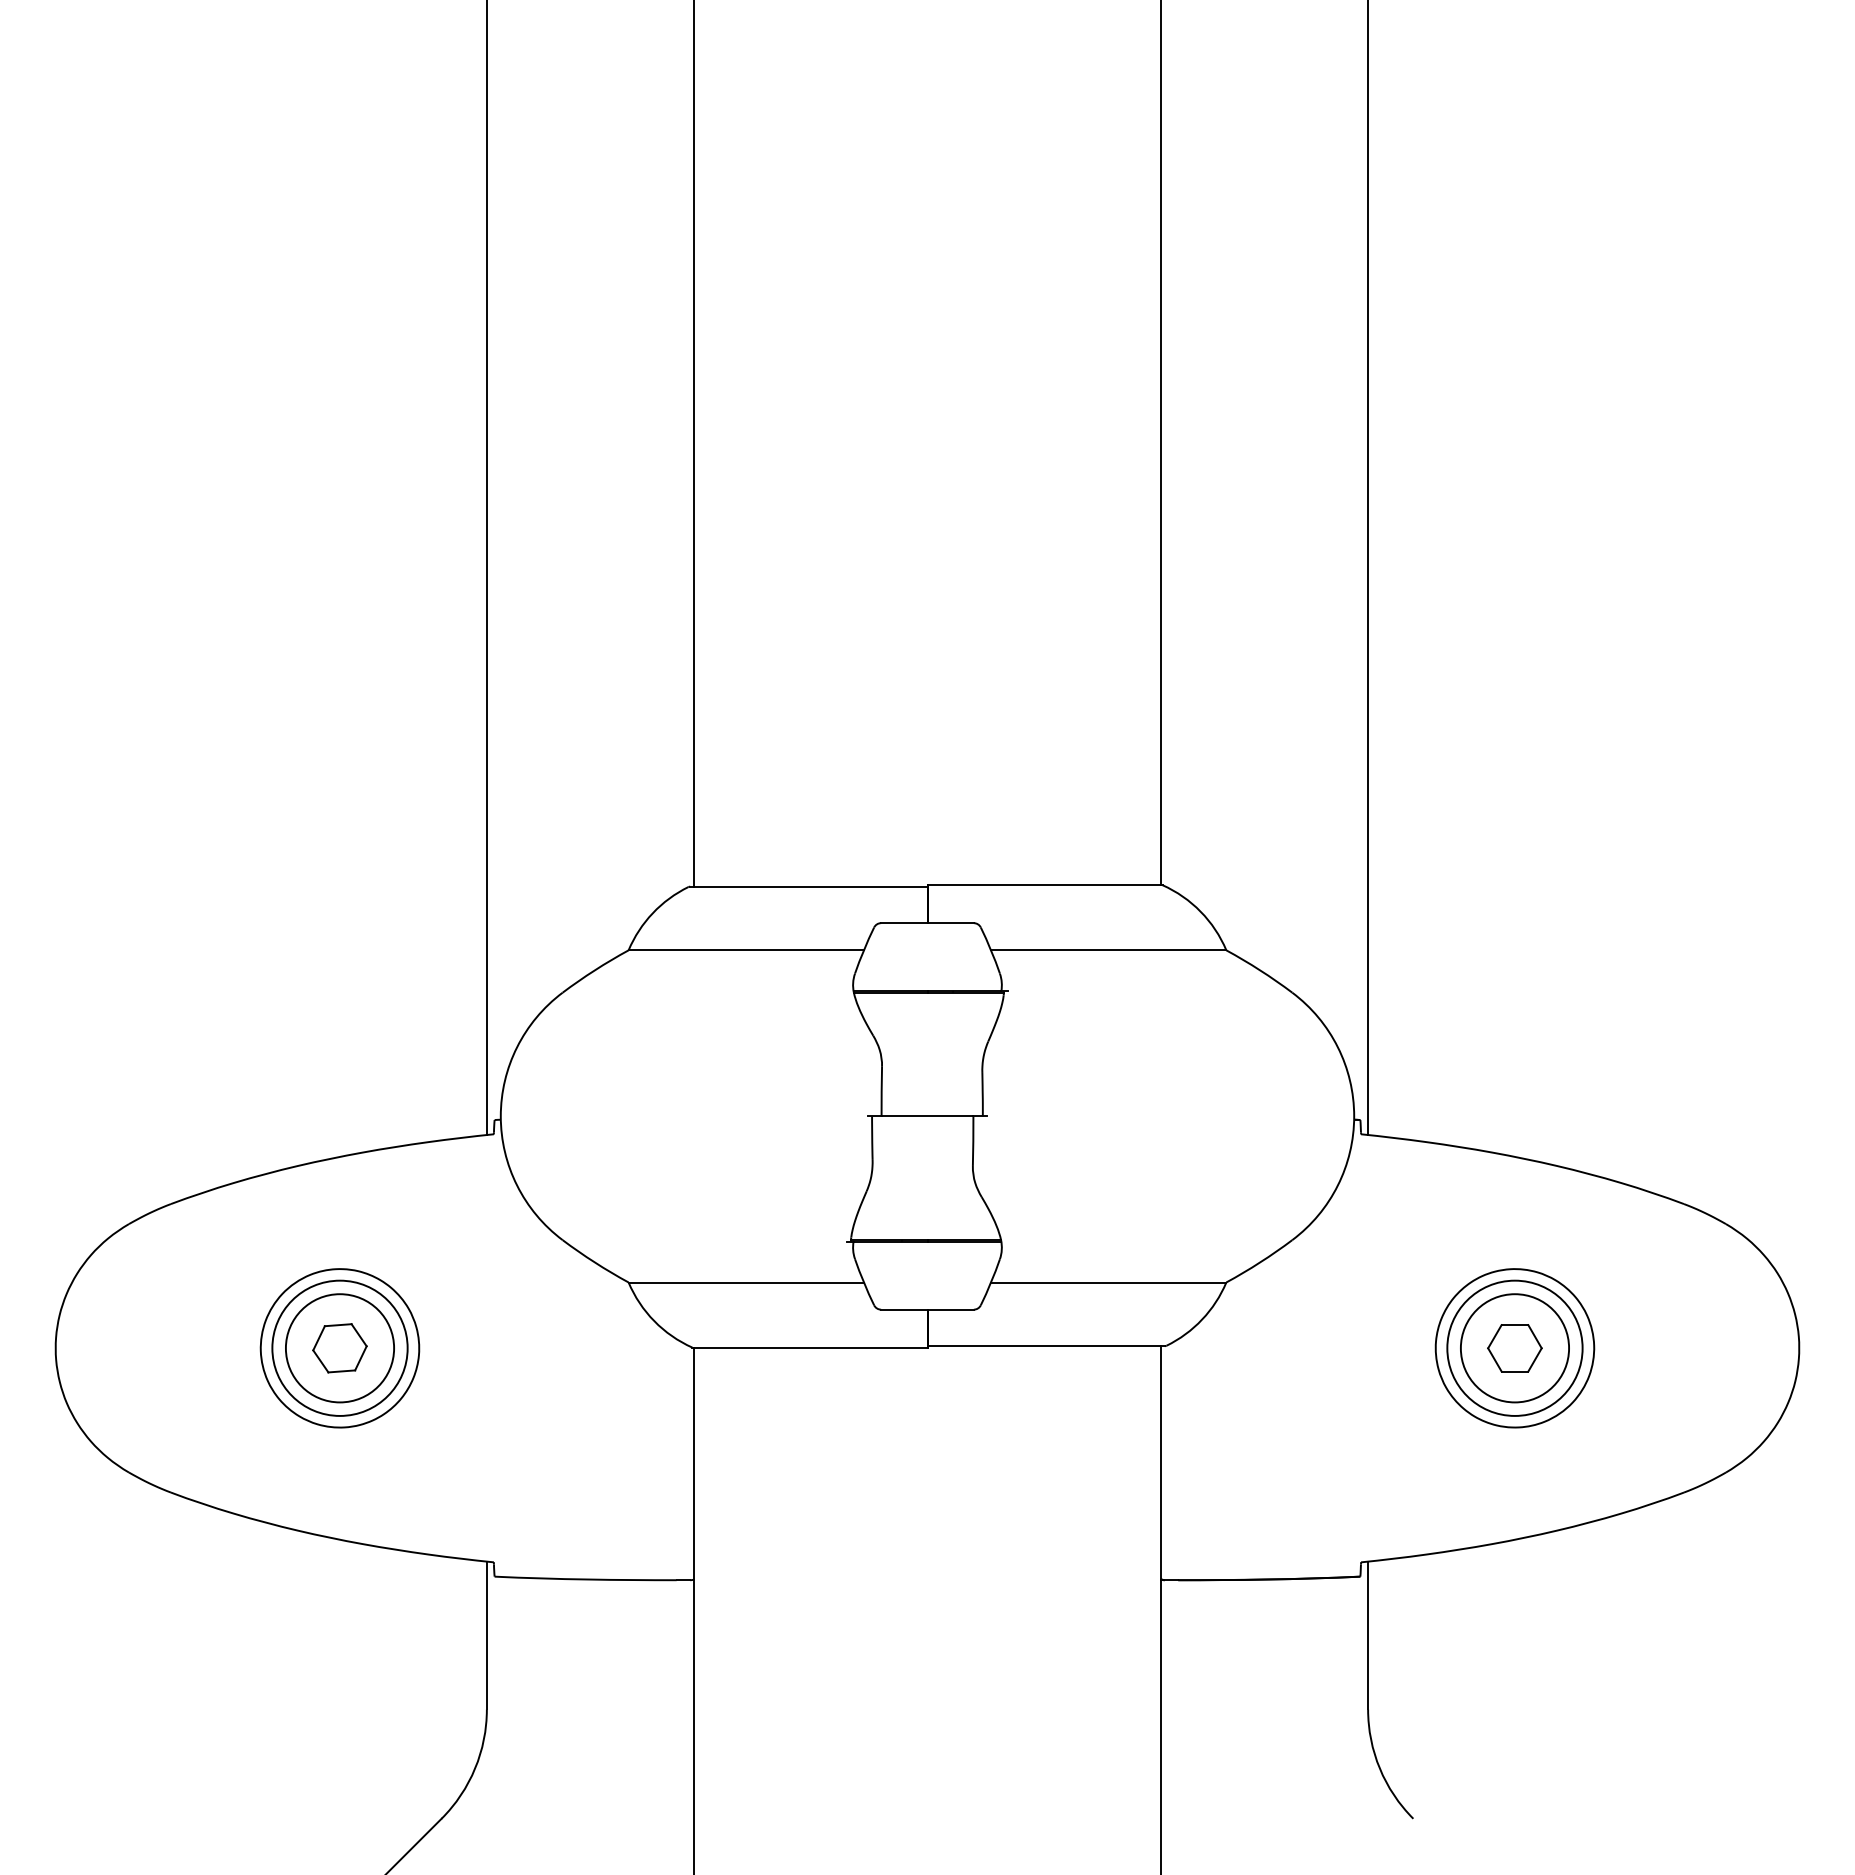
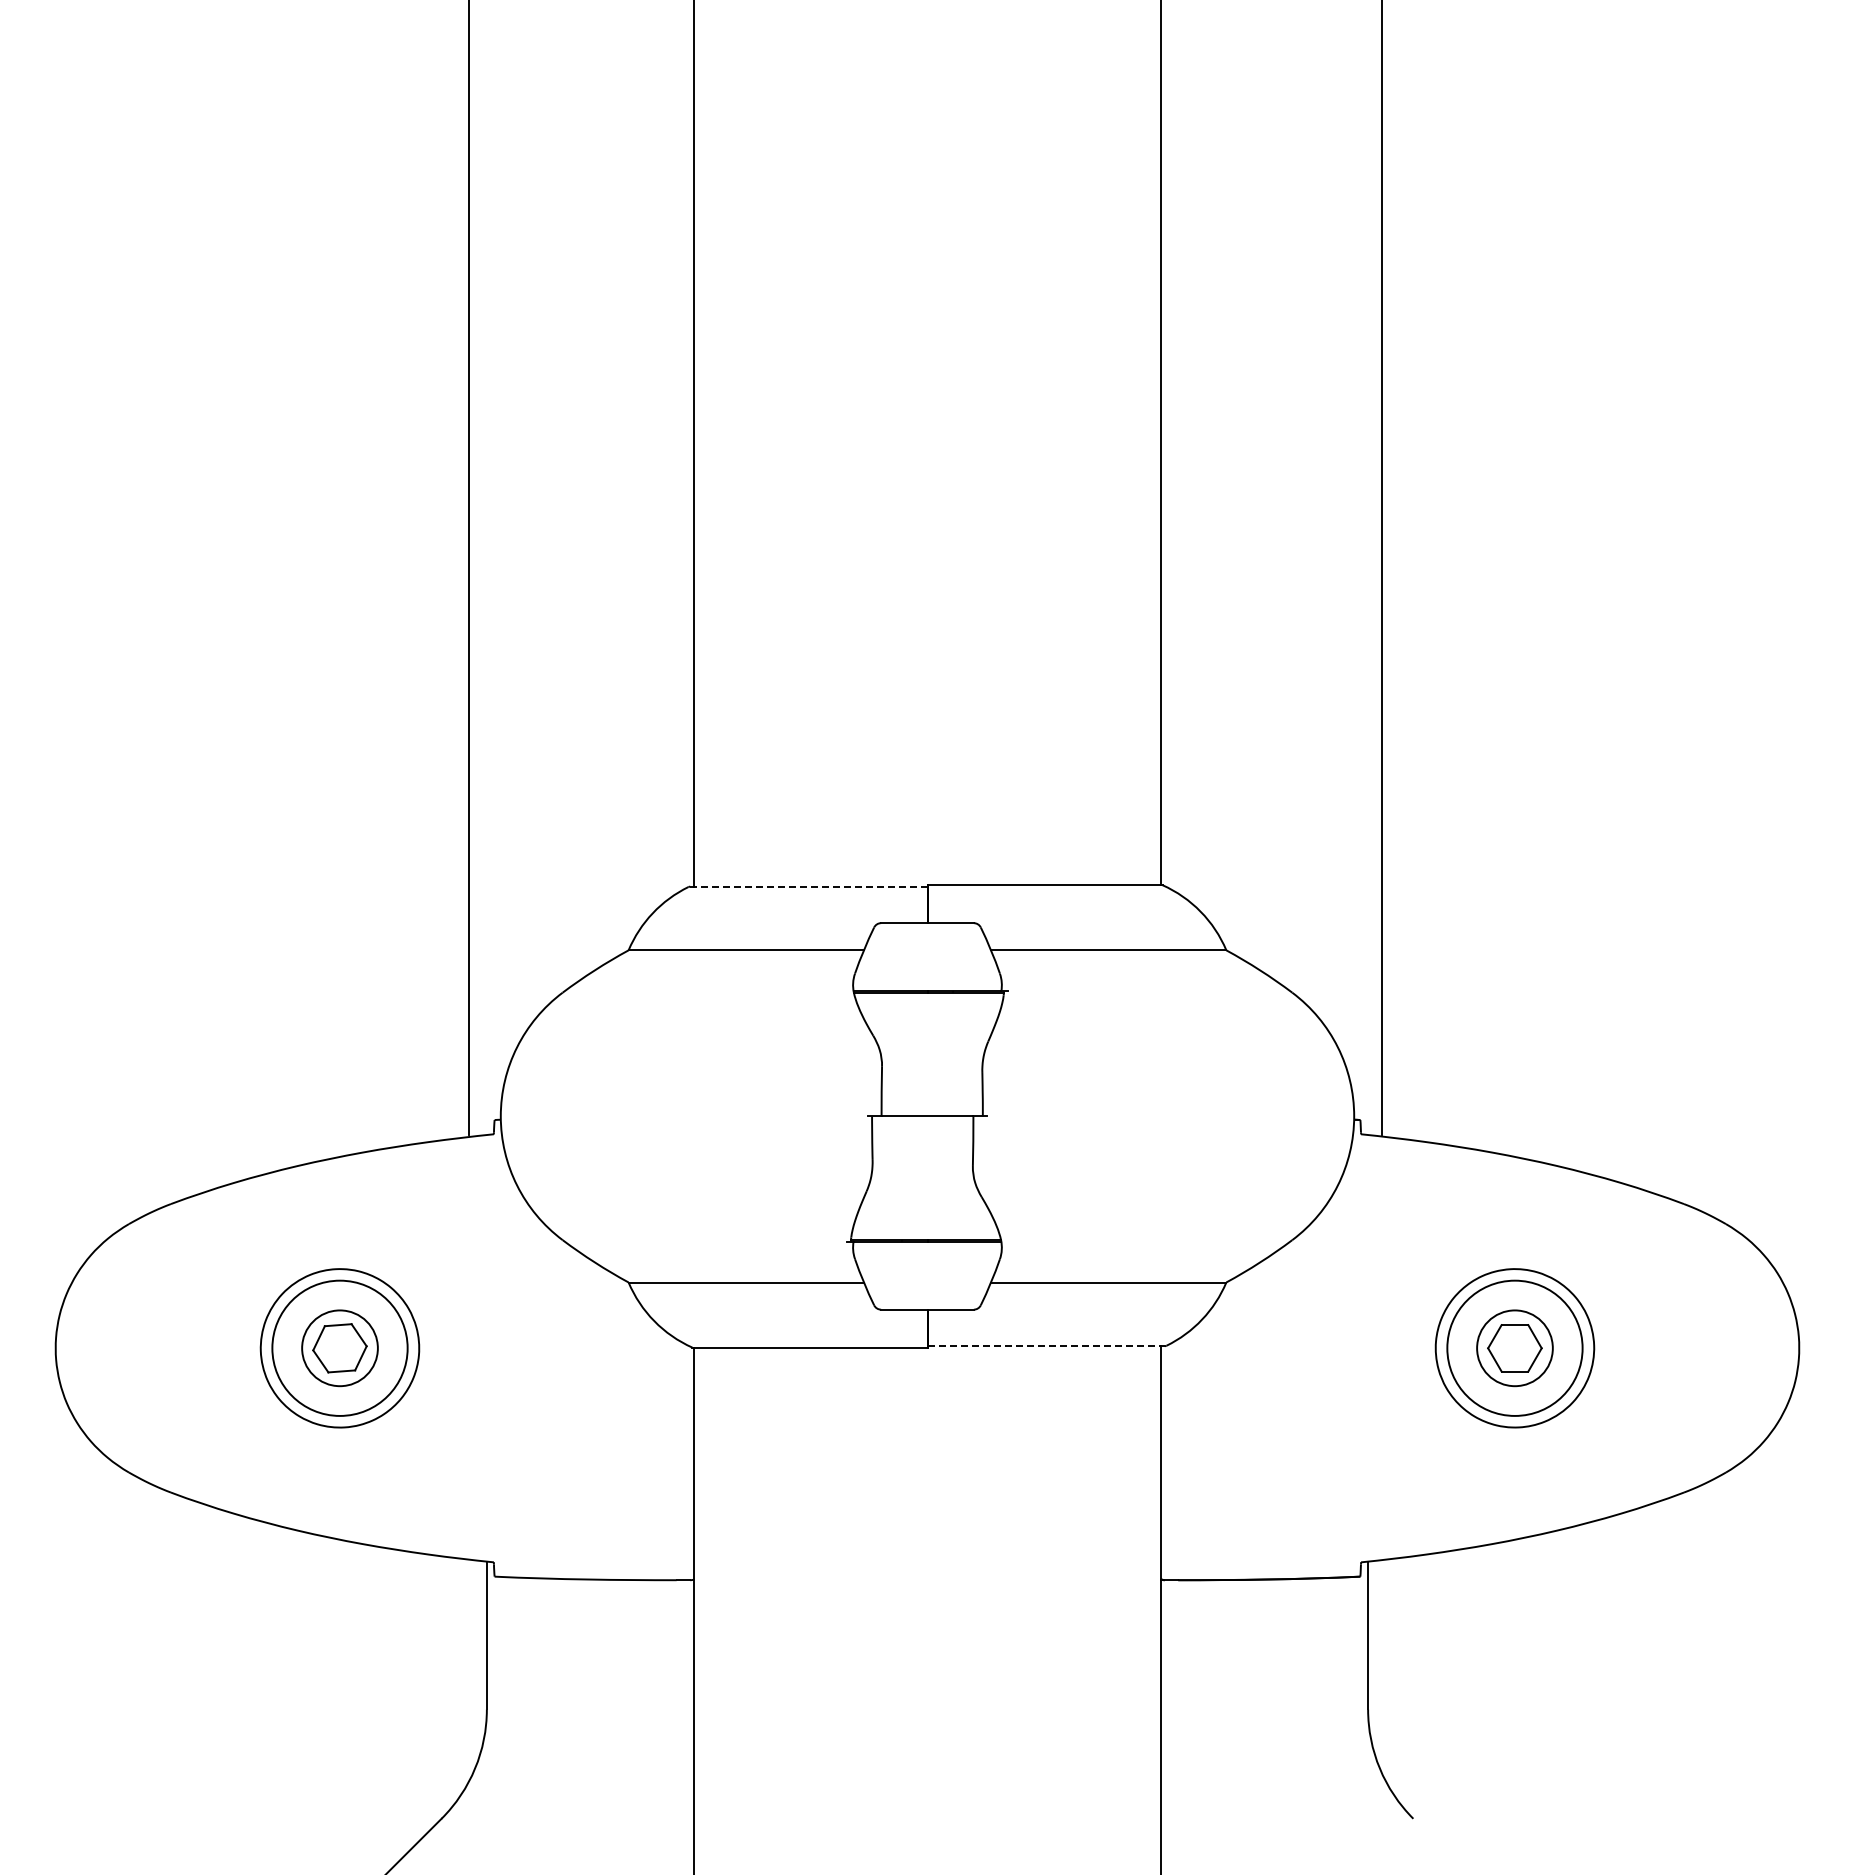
line position: (486, 568) -> (468, 568) (468, 568)
line position: (1368, 568) -> (1382, 568) (1382, 568)
line: solid -> dashed (808, 886)
line: solid -> dashed (1046, 1346)
circle diameter: 108 px -> 76 px (339, 1348)
circle diameter: 108 px -> 76 px (1514, 1348)
